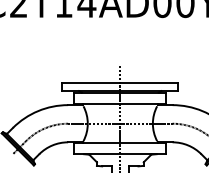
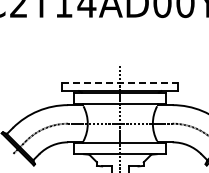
line: solid -> dashed (120, 82)
